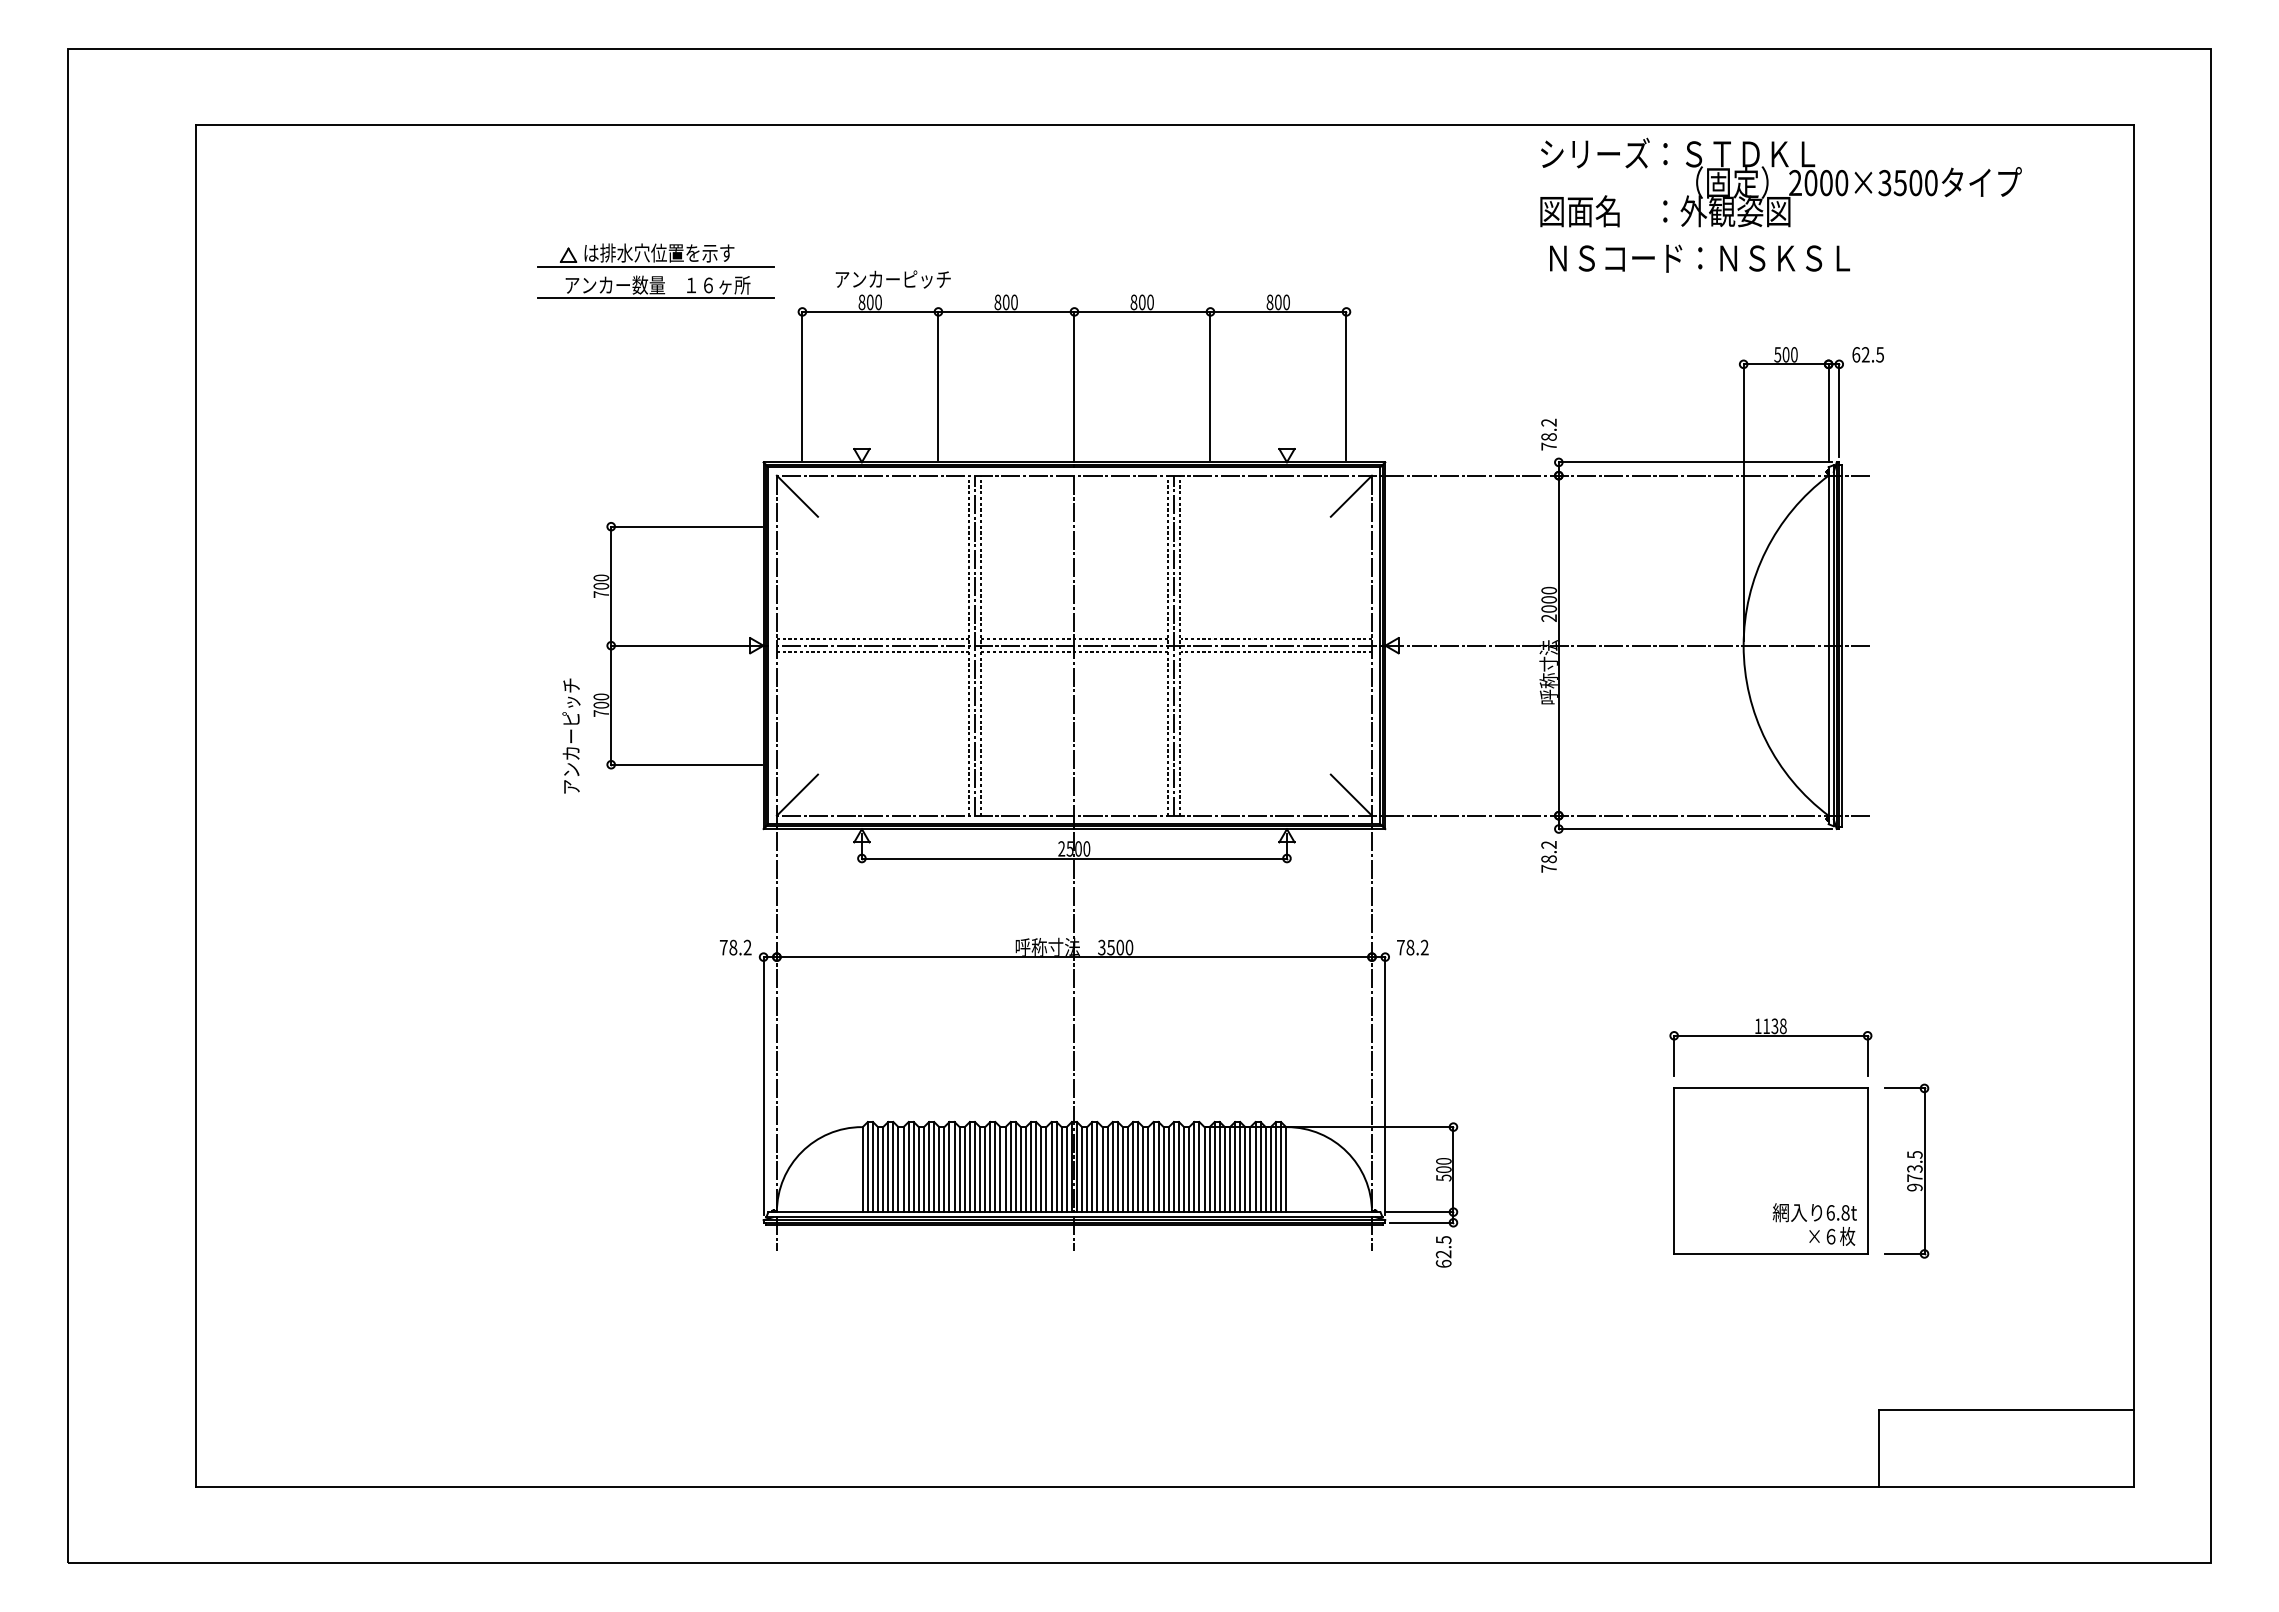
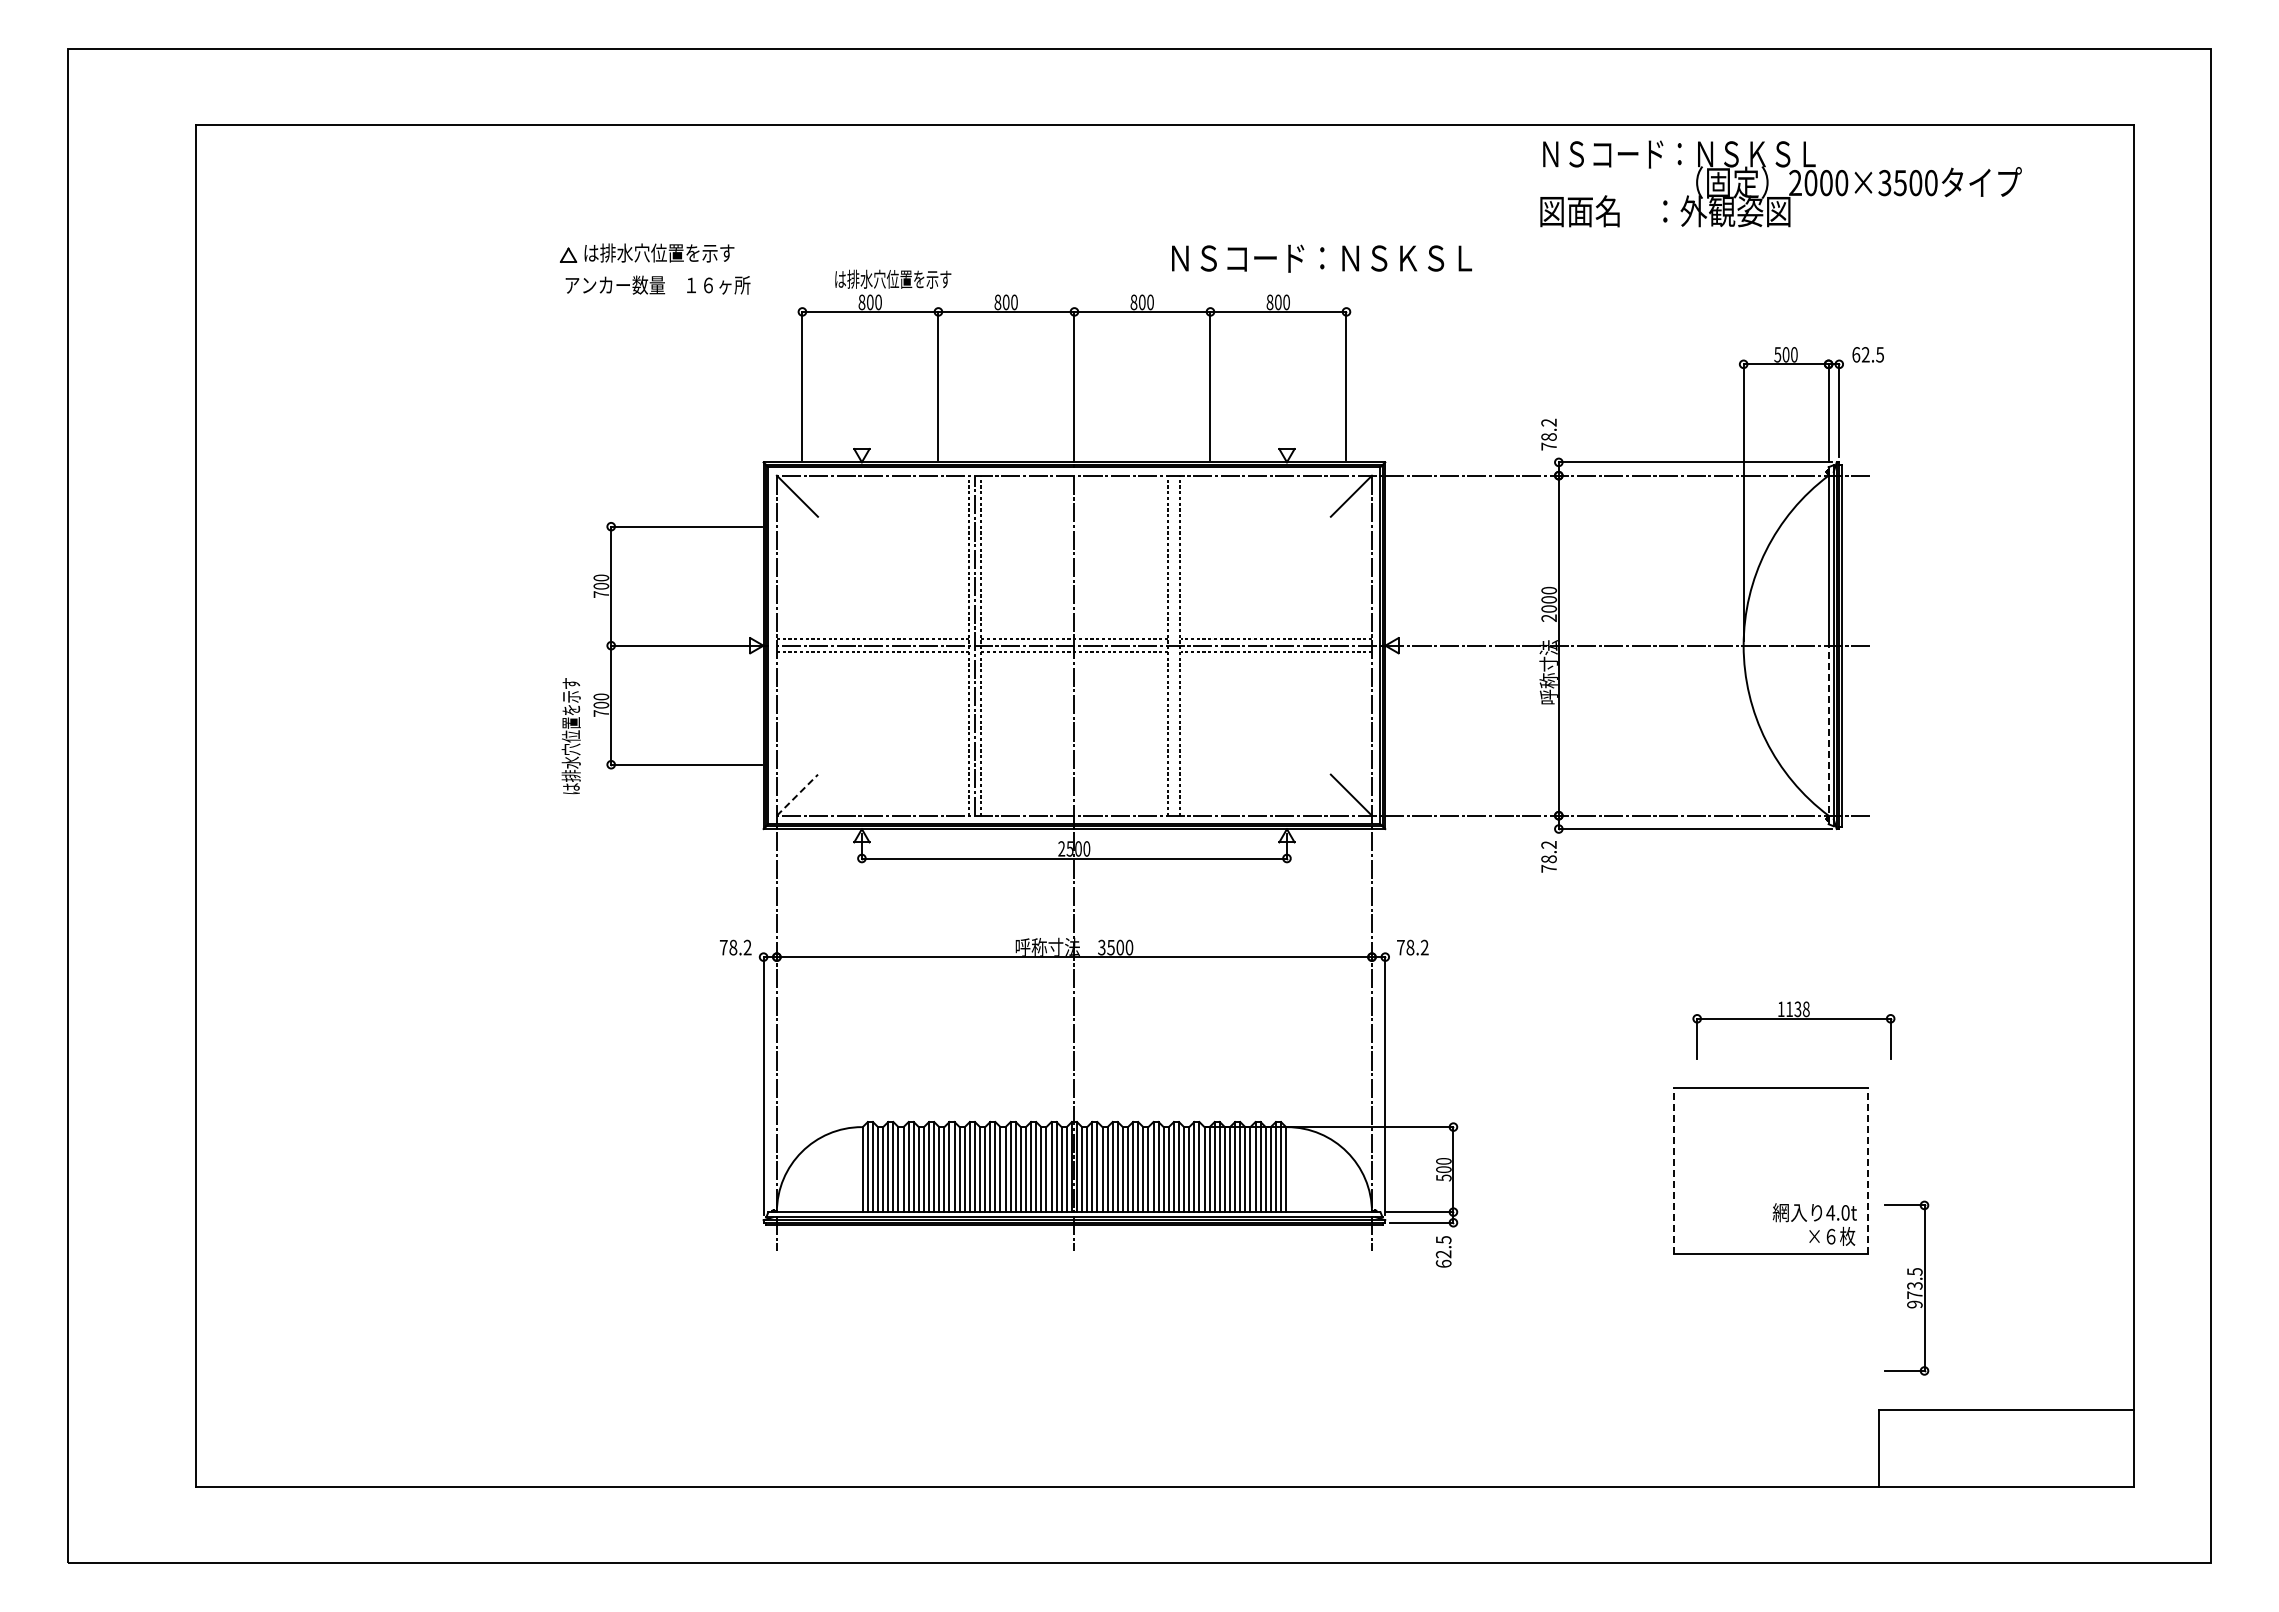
text: シリーズ：ＳＴＤＫＬ -> ＮＳコード：ＮＳＫＳＬ (1678, 152)
text position: (1699, 258) -> (1321, 258) (1321, 258)
line: present -> none (655, 266)
text: アンカーピッチ -> は排水穴位置を示す (893, 278)
line: present -> none (655, 297)
line: present -> none (1173, 645)
line: solid -> dashed (1828, 734)
text: アンカーピッチ -> は排水穴位置を示す (570, 736)
line: solid -> dashed (797, 794)
part position: (1770, 1036) -> (1793, 1019) (1793, 1019)
part position: (1906, 1170) -> (1906, 1287) (1906, 1287)
line: solid -> dashed (1674, 1171)
line: solid -> dashed (1867, 1171)
text: 6.8t -> 4.0t (1837, 1212)
